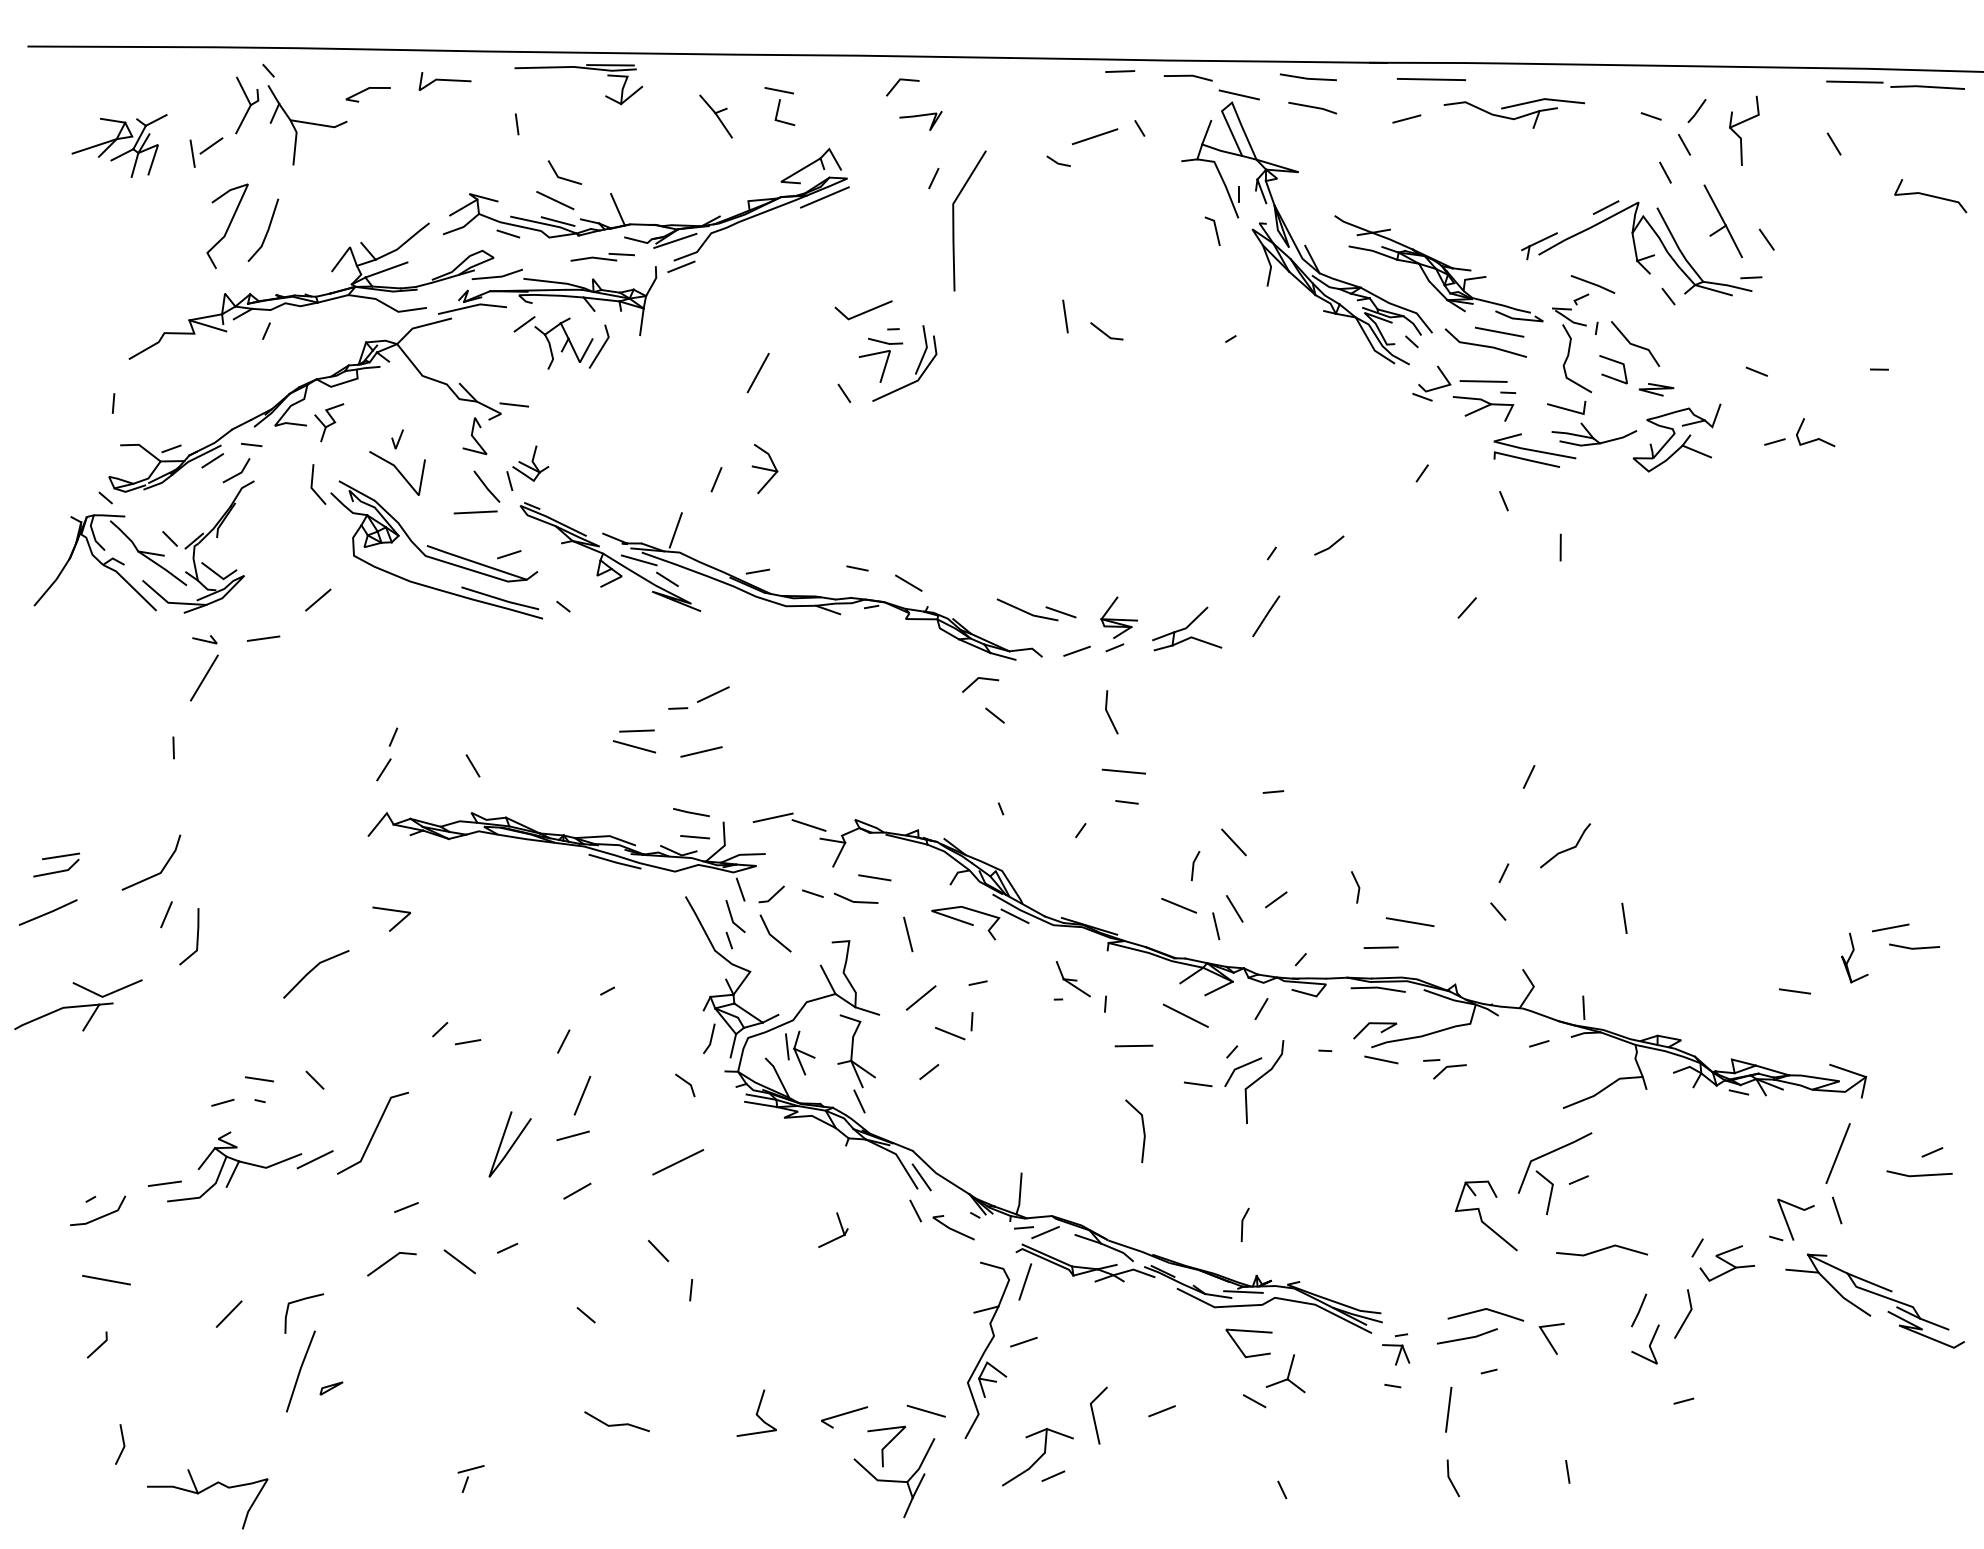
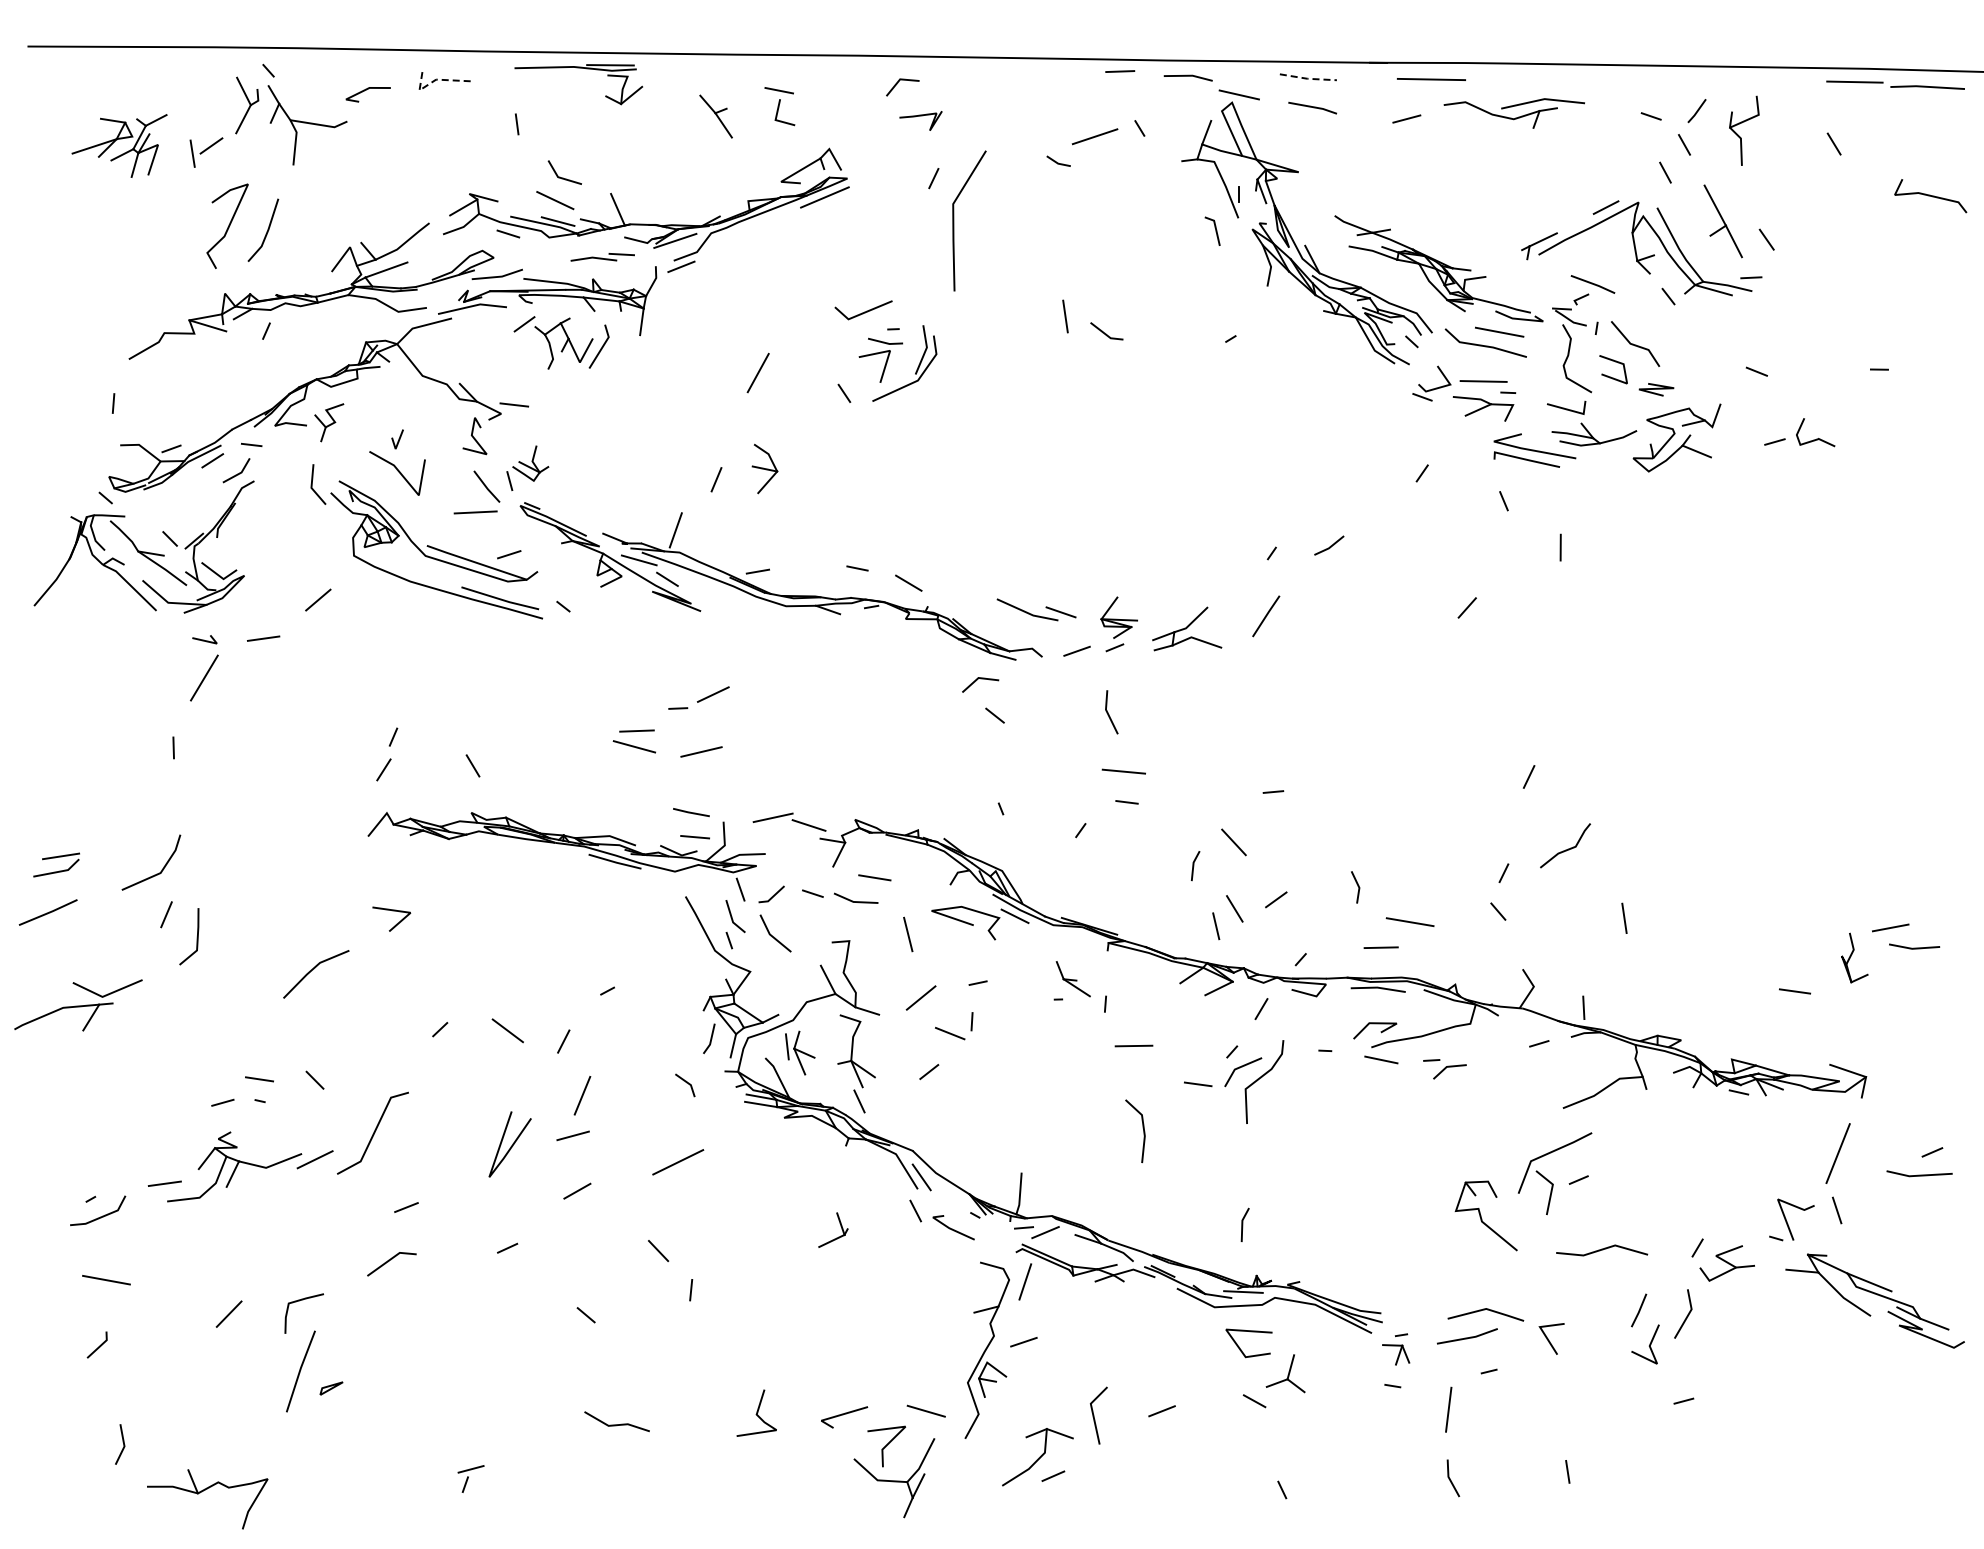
line: solid -> dashed (1307, 78)
line: solid -> dashed (435, 80)
line: present -> none (1179, 905)
line: present -> none (1185, 1015)
line: present -> none (467, 1042)
line position: (459, 1261) -> (507, 1030) (507, 1030)
